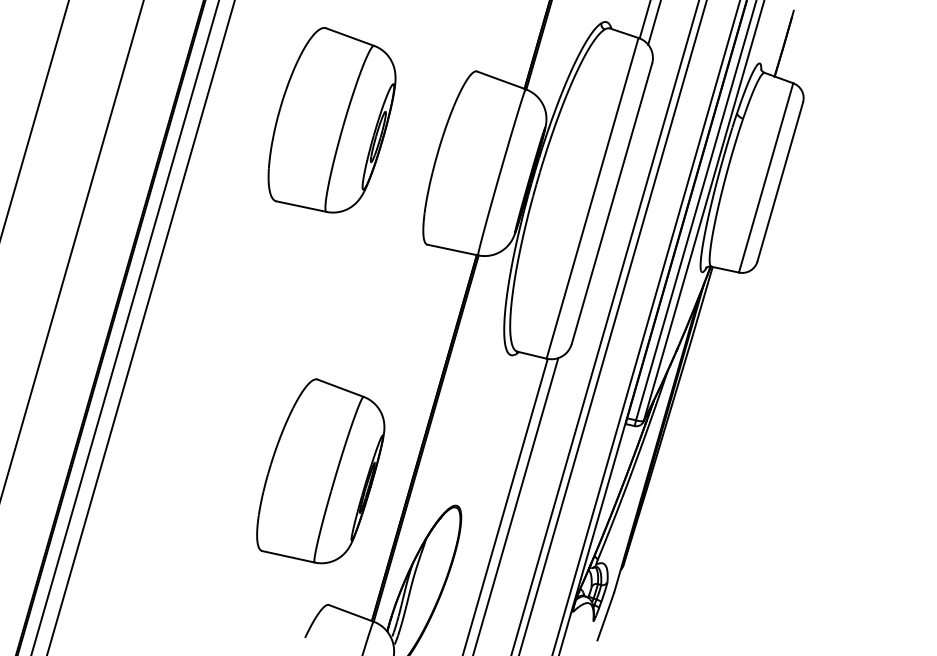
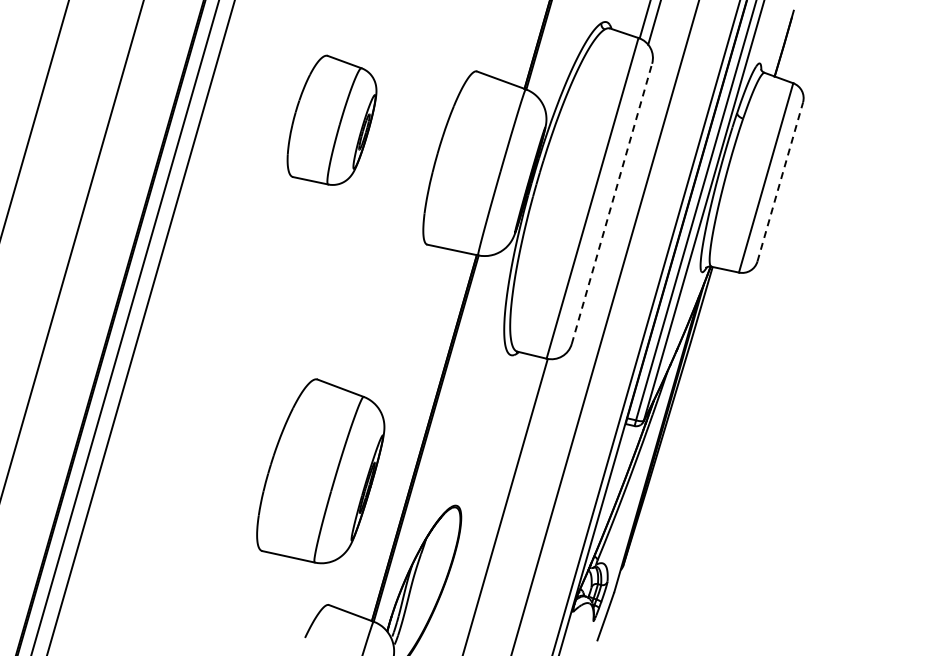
part size: 130x187 px -> 92x132 px (331, 119)
line: solid -> dashed (780, 182)
line: solid -> dashed (611, 203)
line: present -> none (612, 327)
line: present -> none (515, 505)
